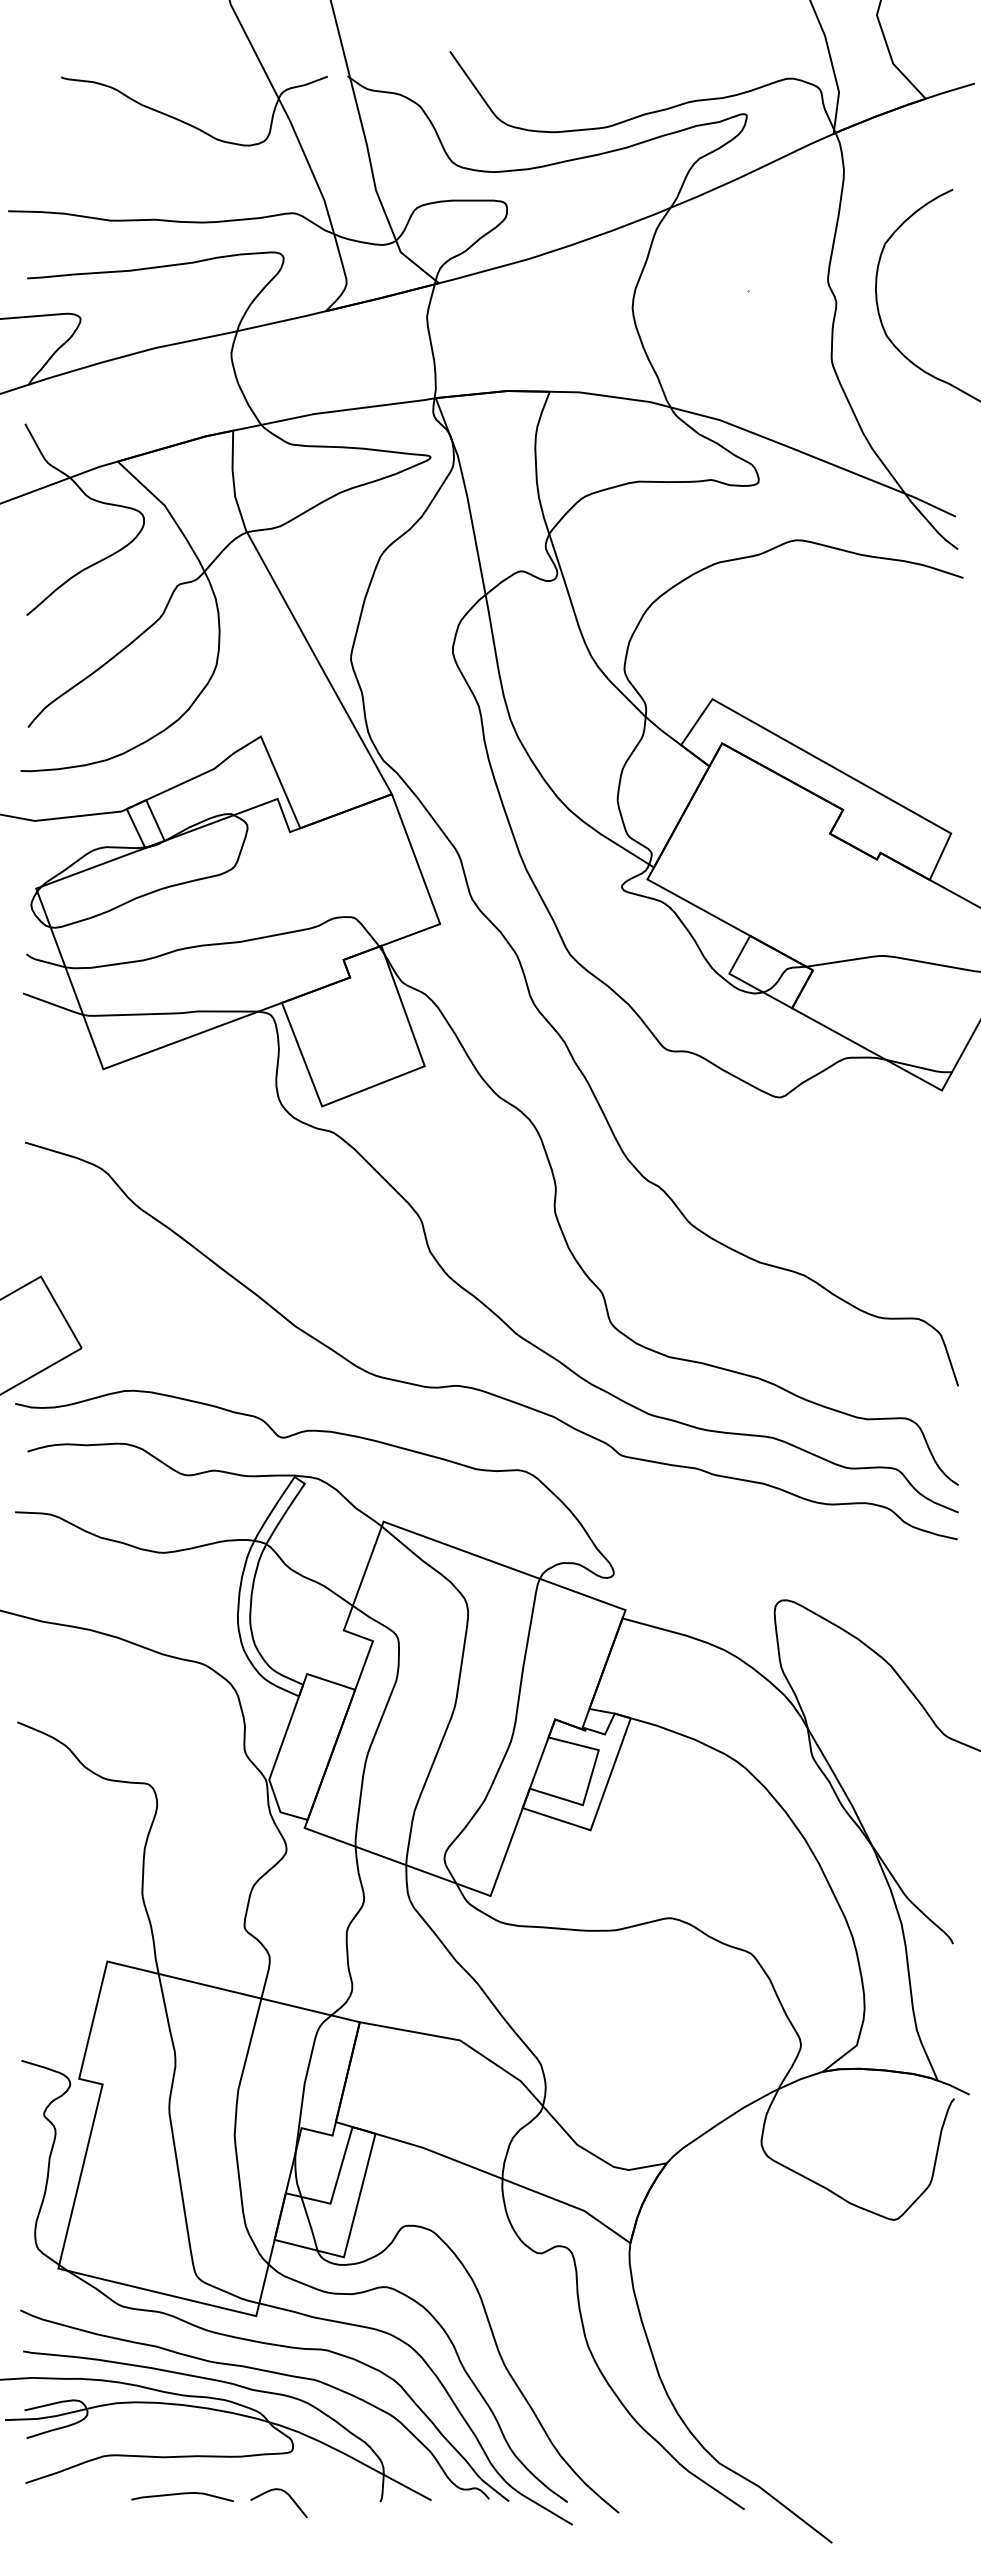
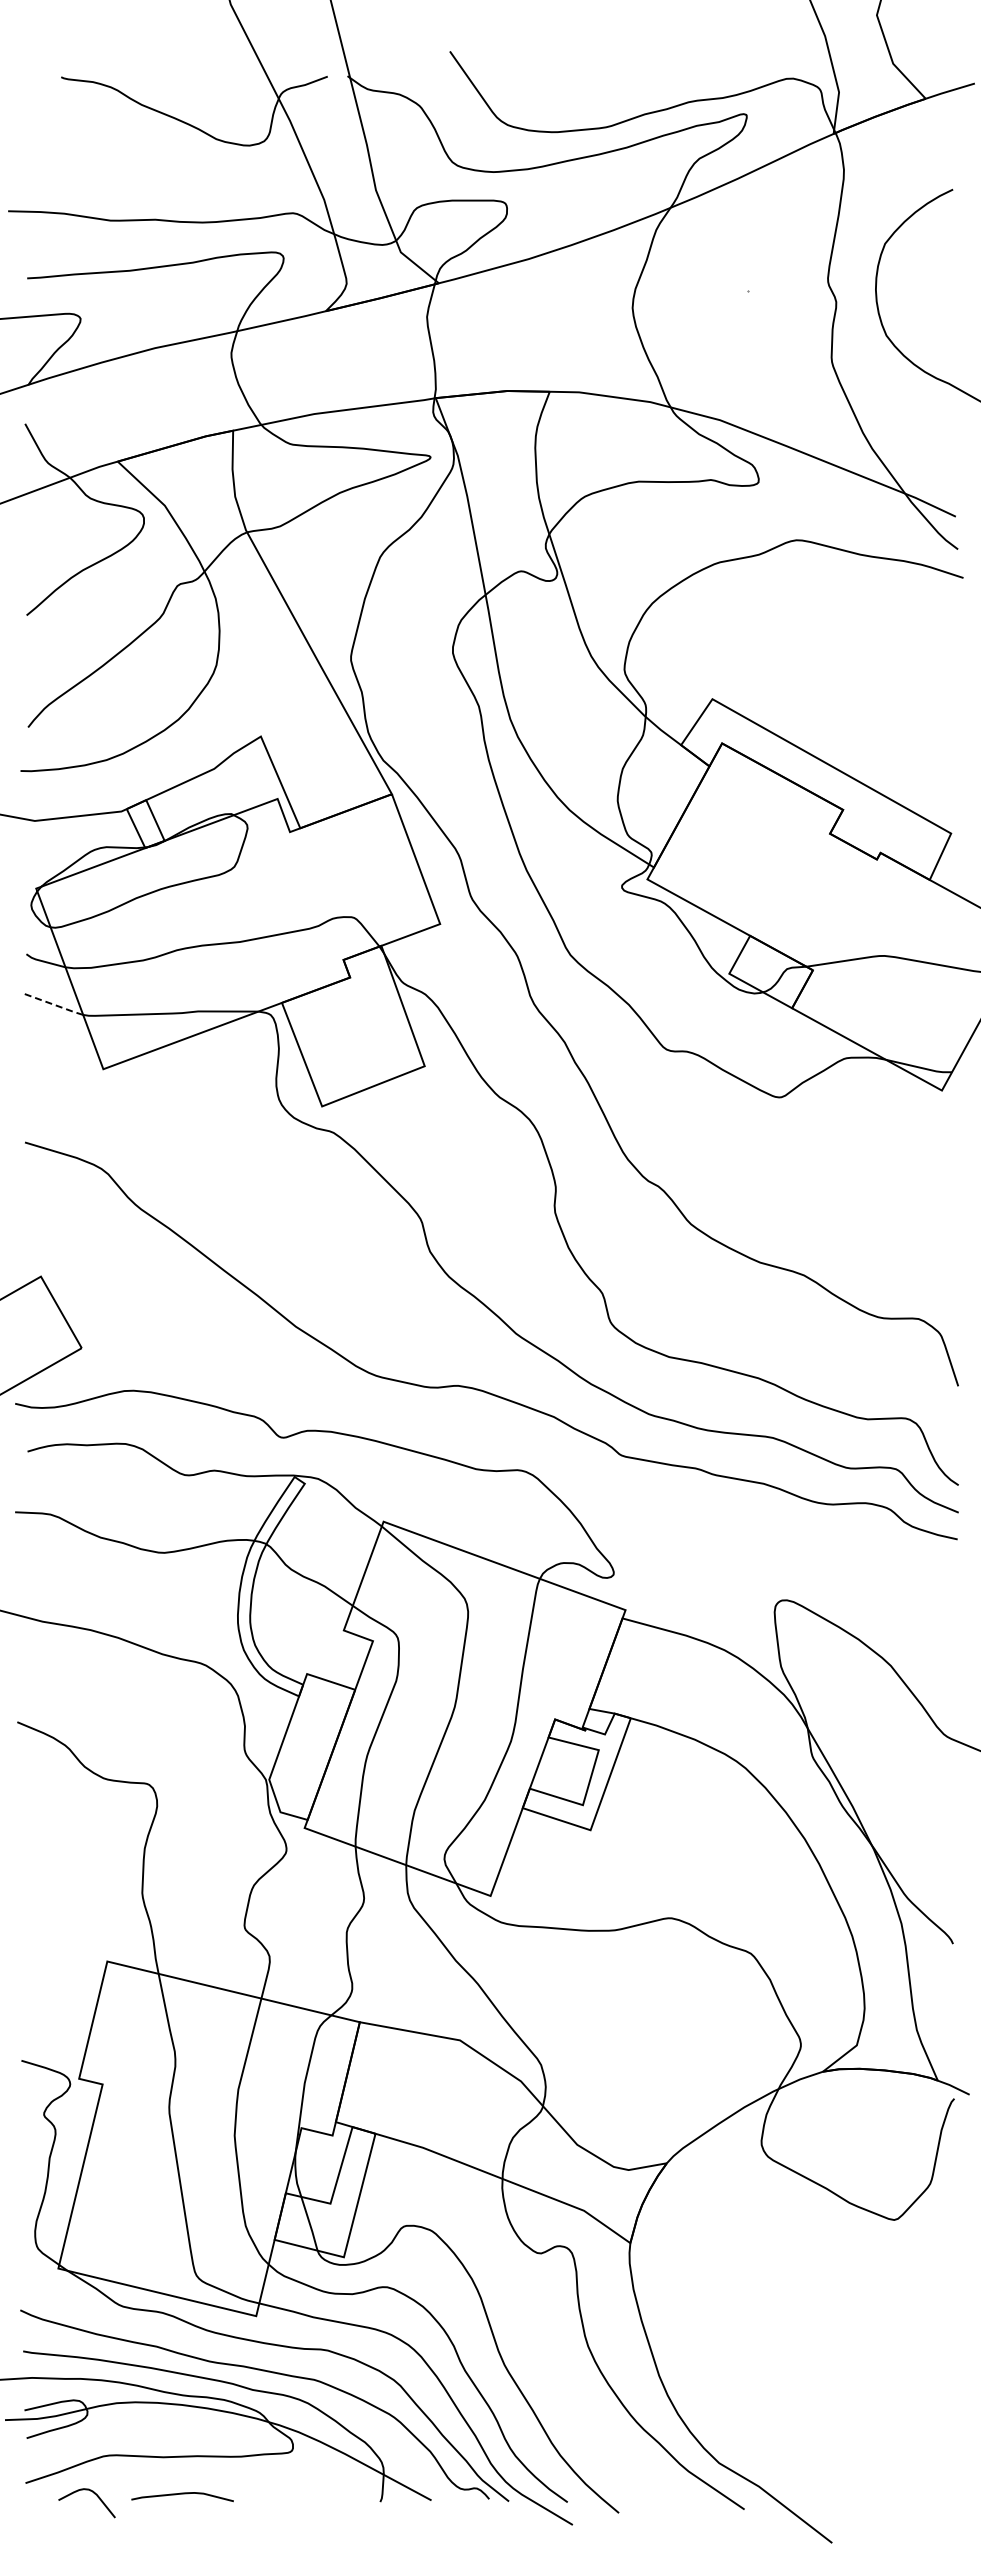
line: solid -> dashed (53, 1004)
curve position: (286, 2494) -> (94, 2494) (94, 2494)
